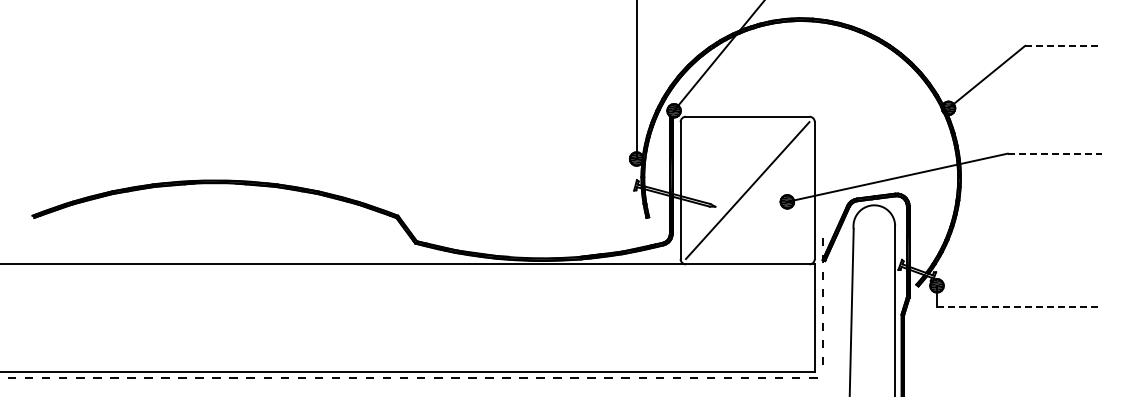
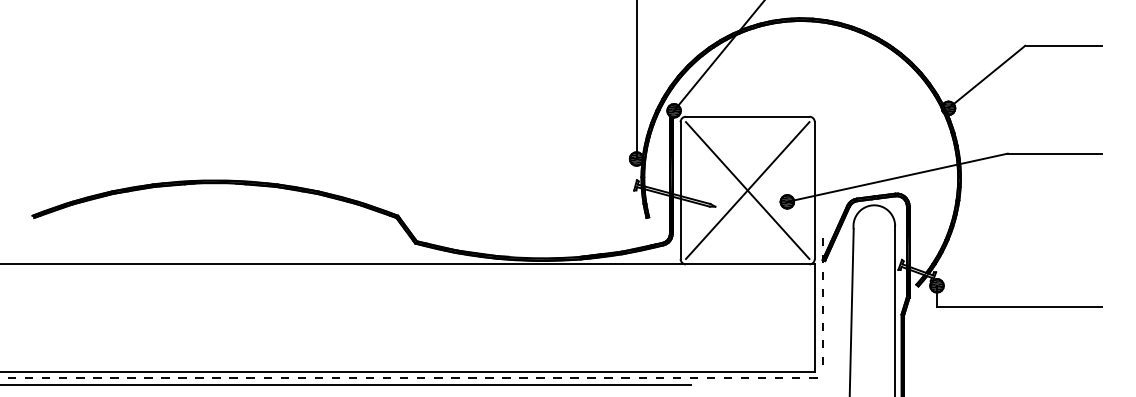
line: dashed -> solid (1064, 45)
line: dashed -> solid (1055, 153)
line: none -> present (747, 190)
line: dashed -> solid (1019, 307)
line: none -> present (346, 385)
